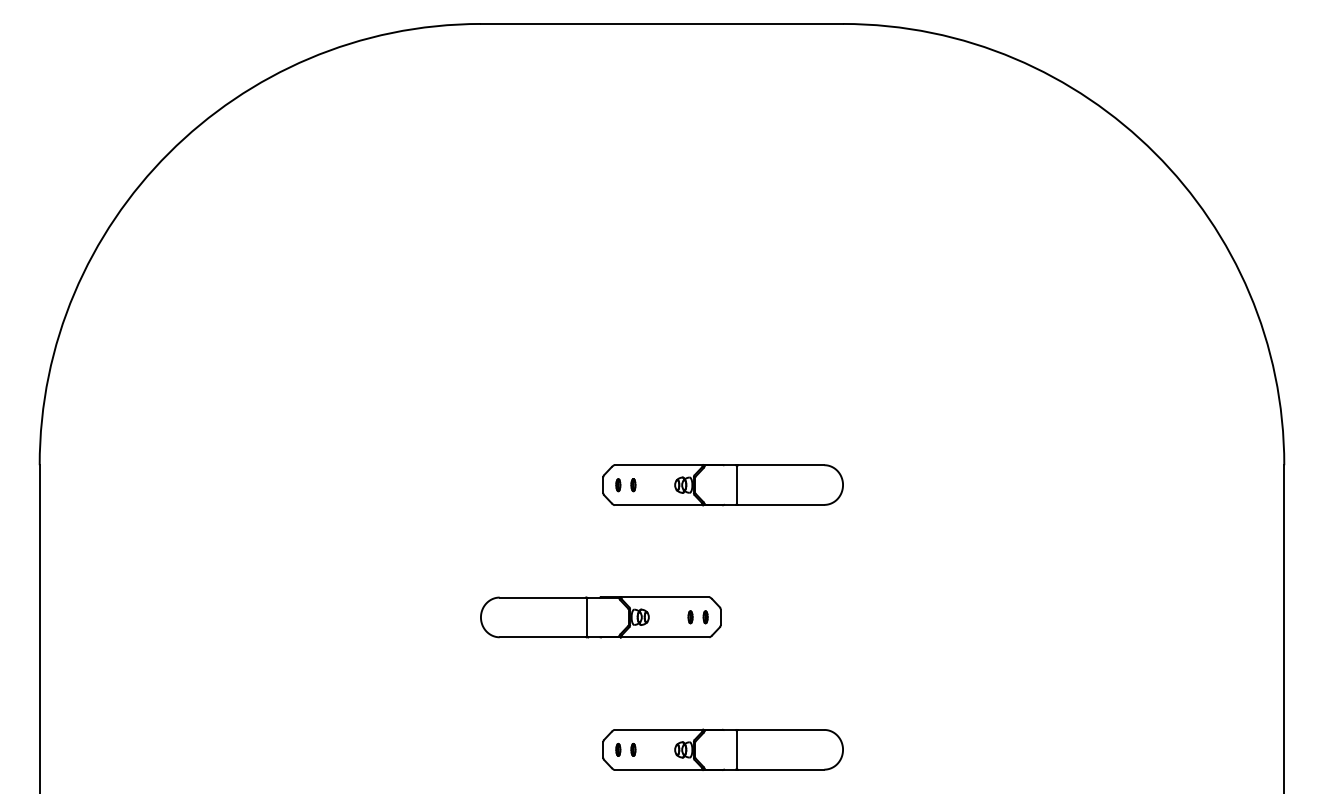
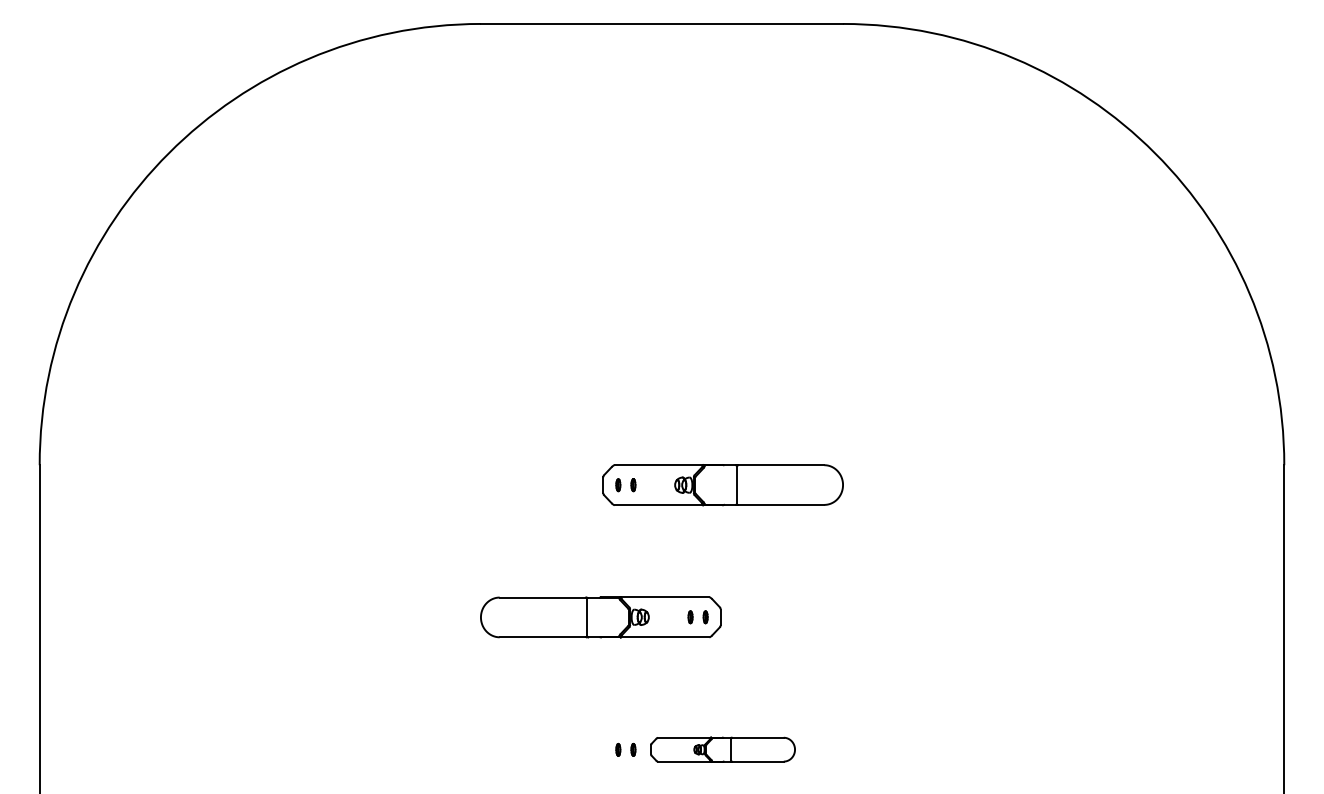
part size: 242x43 px -> 146x27 px (722, 749)
